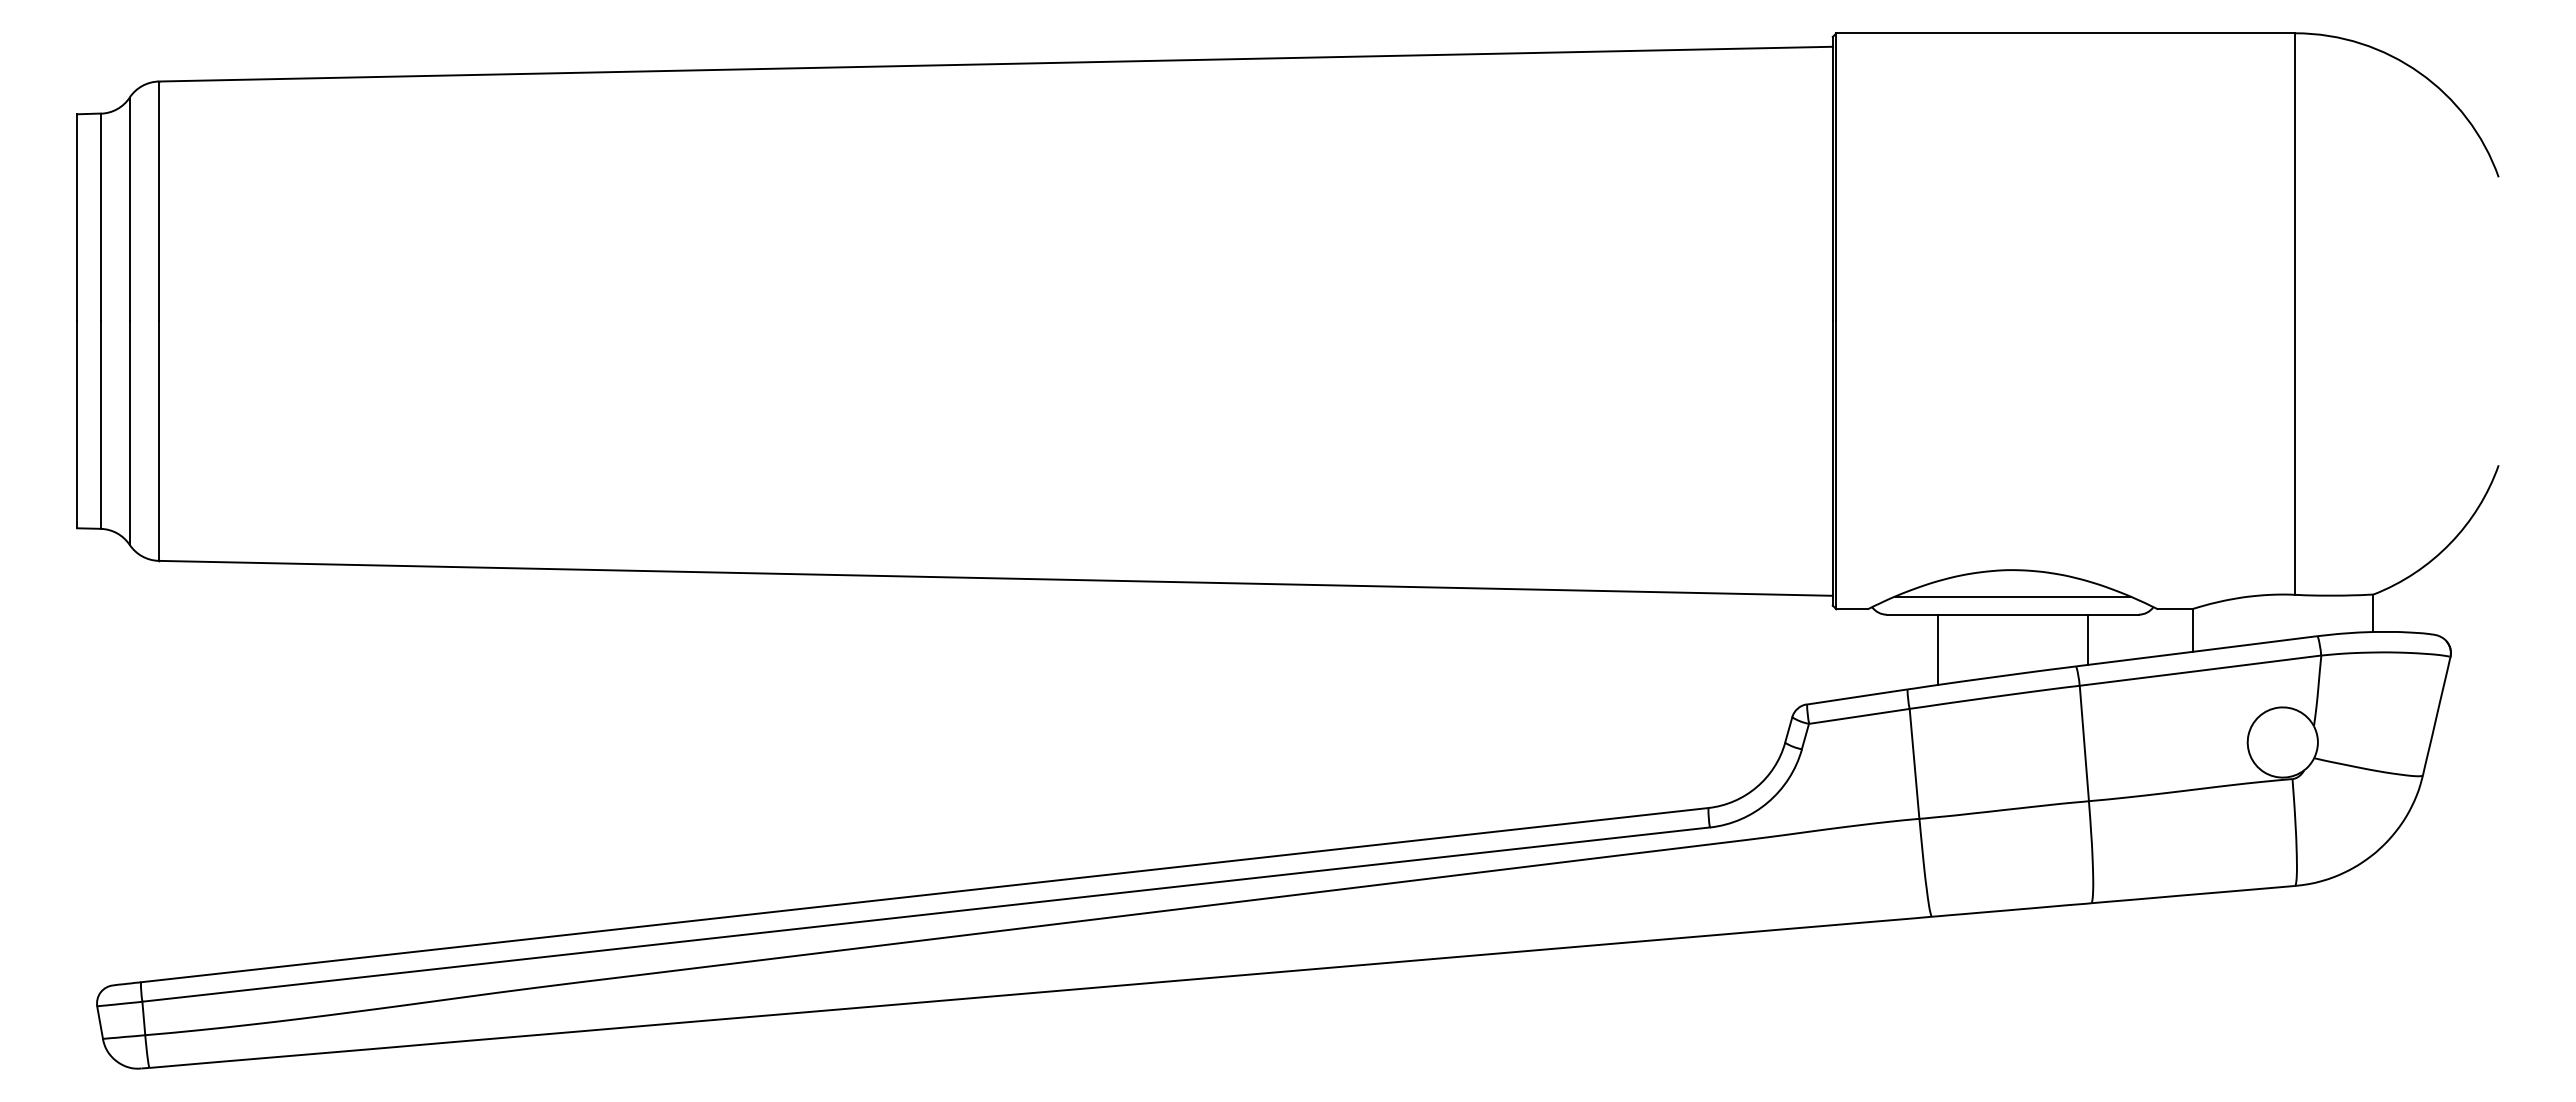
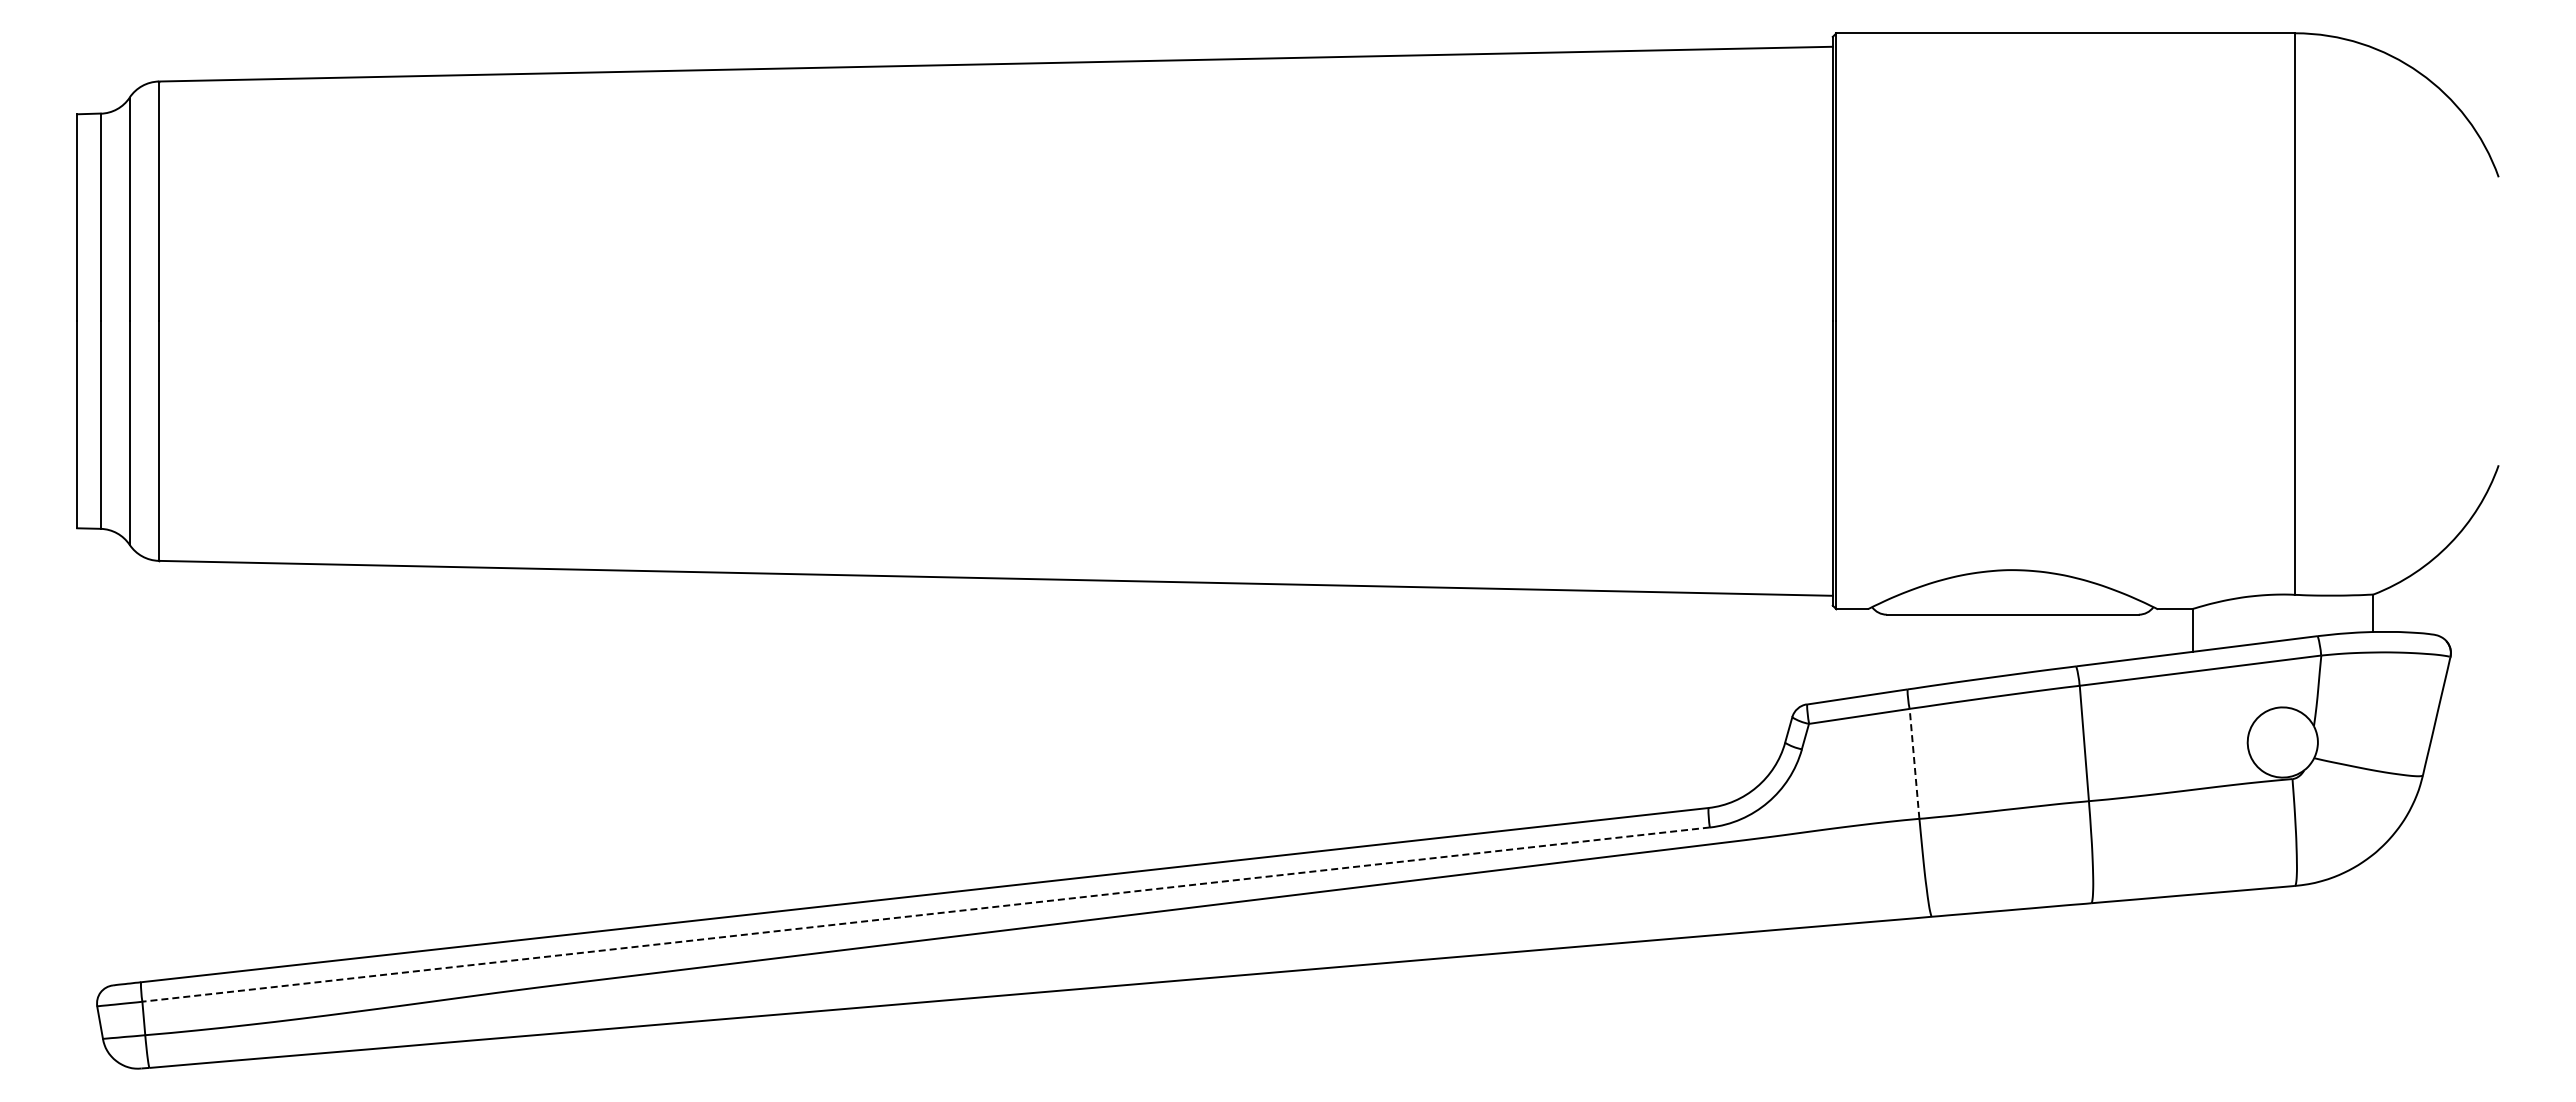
line: present -> none (2012, 596)
line: present -> none (2087, 639)
line: present -> none (1938, 649)
line: solid -> dashed (1914, 763)
line: solid -> dashed (926, 914)
